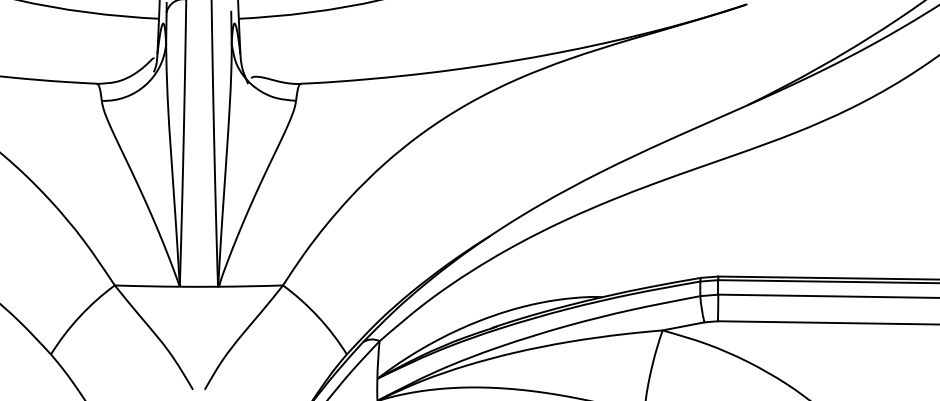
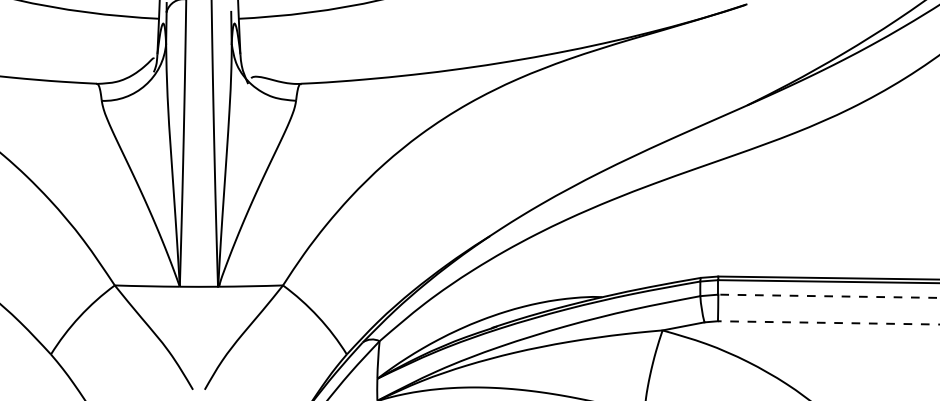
line: solid -> dashed (828, 296)
line: solid -> dashed (828, 322)
